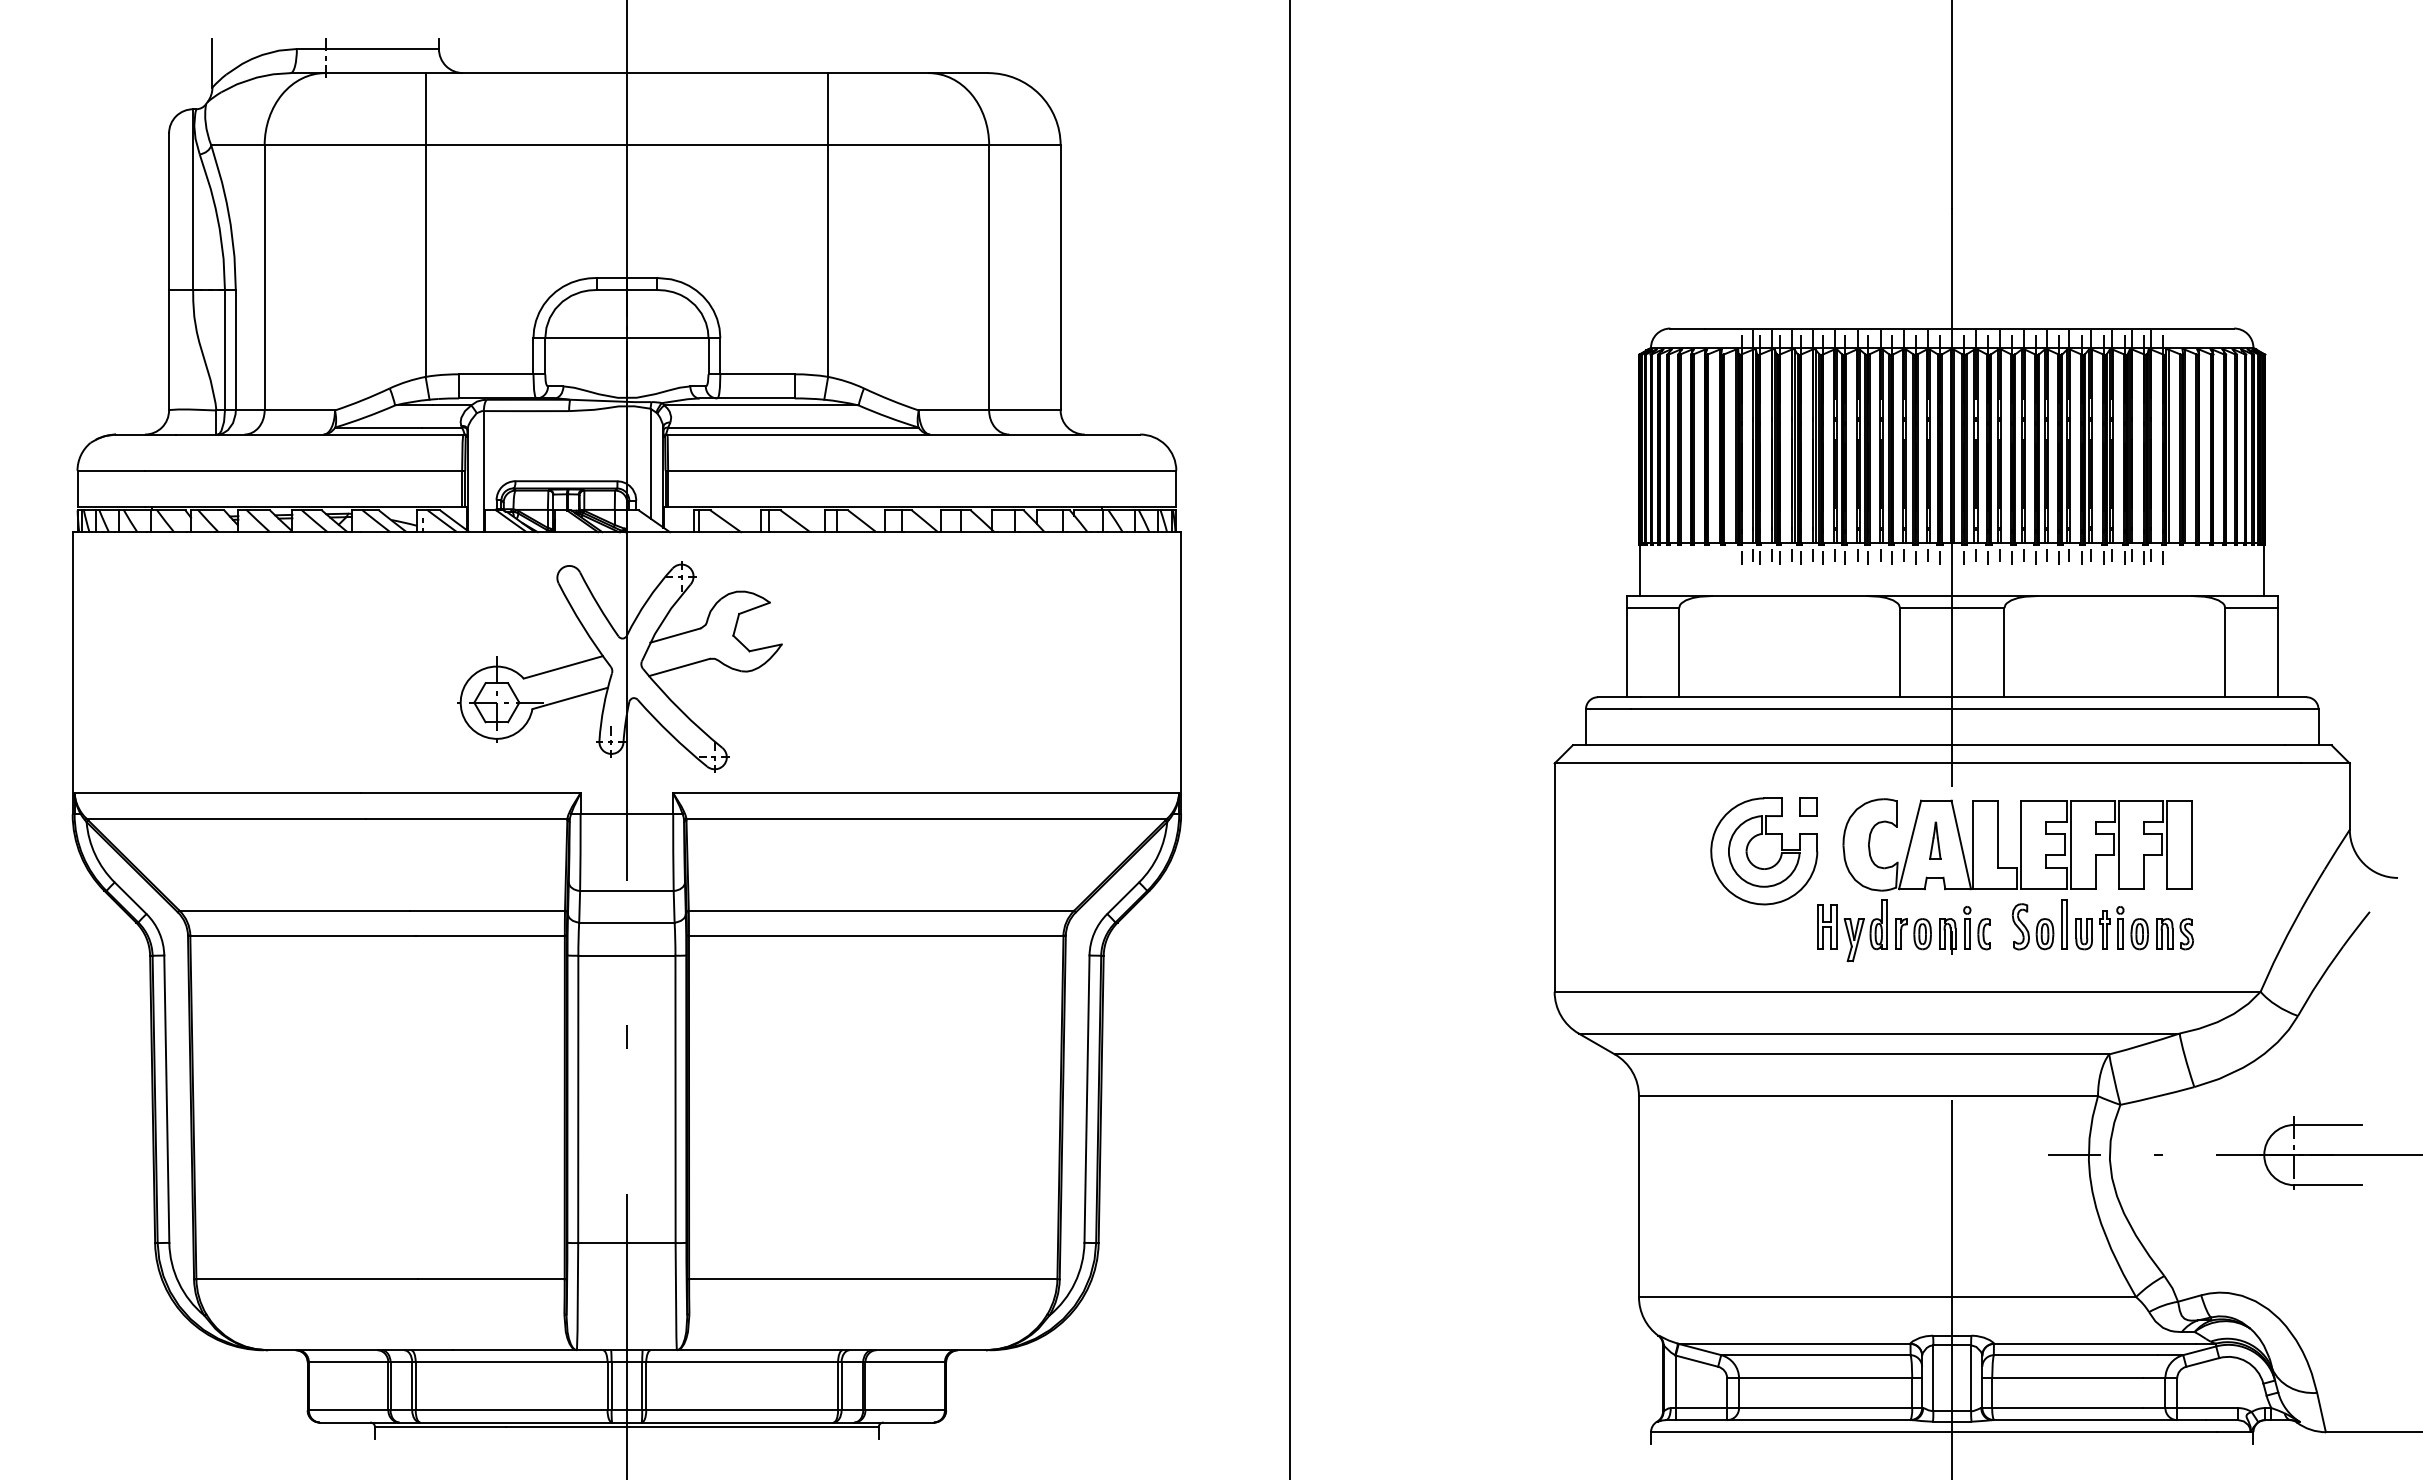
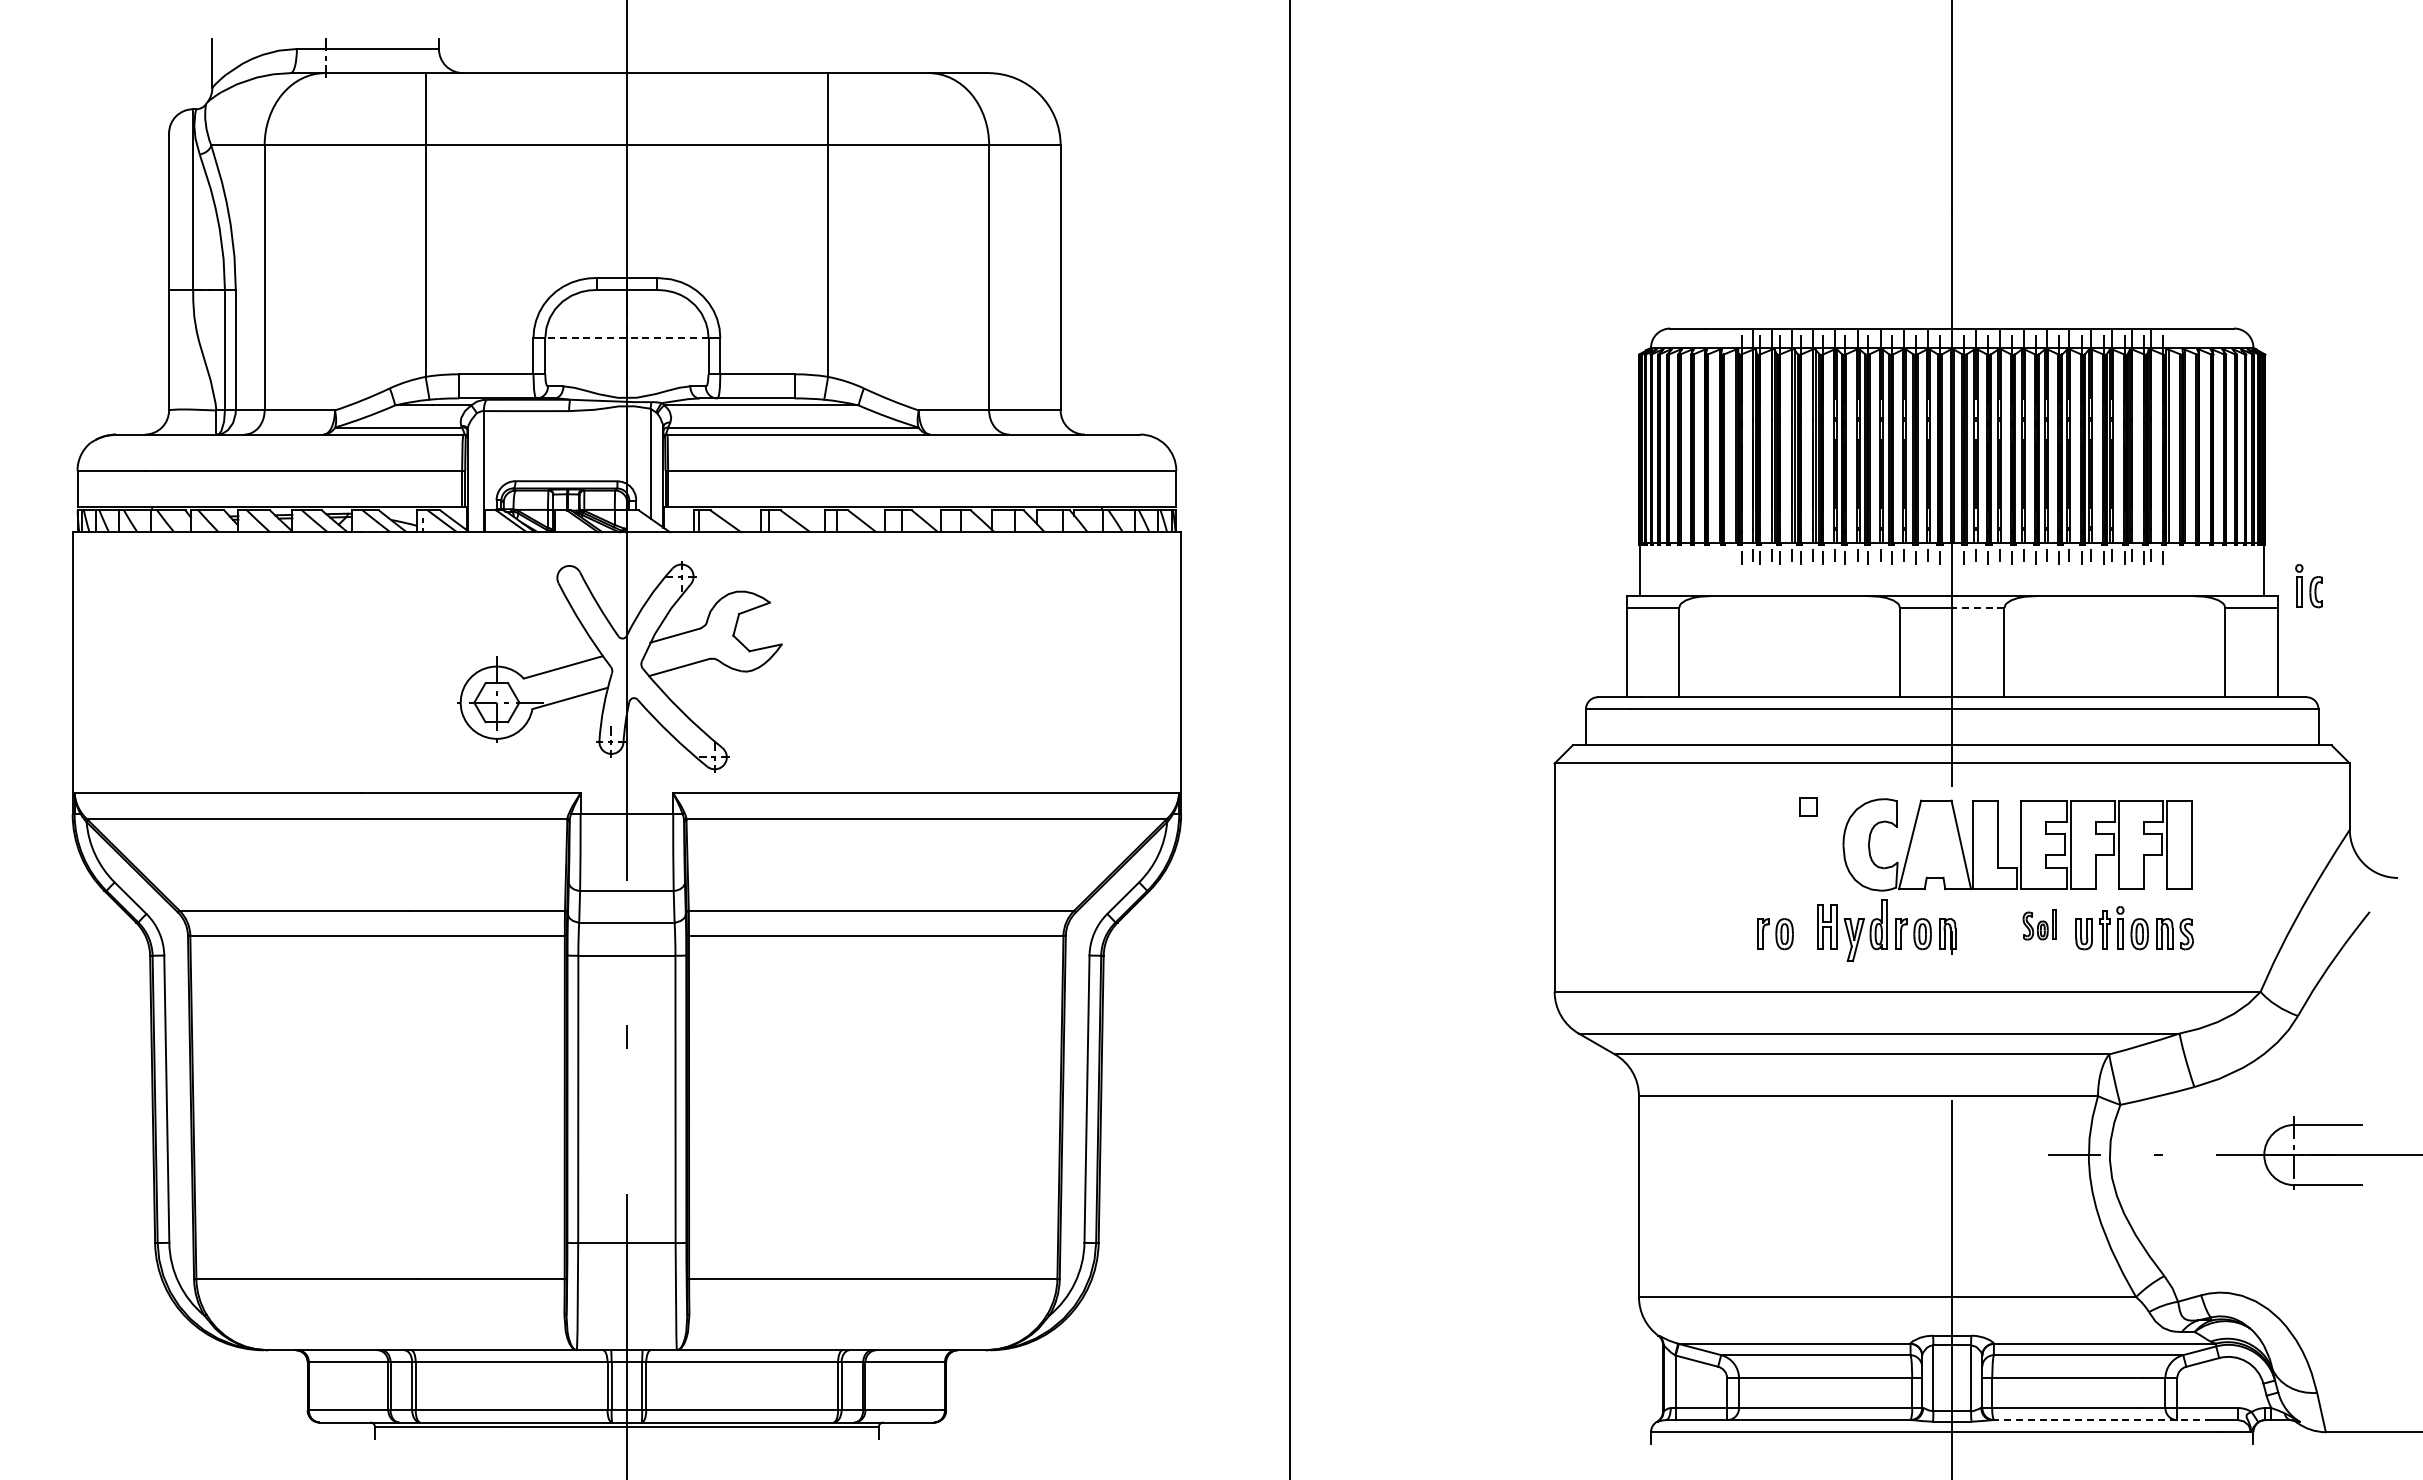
line: solid -> dashed (626, 338)
line: solid -> dashed (1977, 608)
part: present -> none (1935, 840)
part: present -> none (1764, 851)
part size: 57x52 px -> 35x32 px (2039, 924)
part position: (1976, 928) -> (2308, 586) (2308, 586)
part: none -> present (1775, 934)
line: solid -> dashed (2099, 1420)
